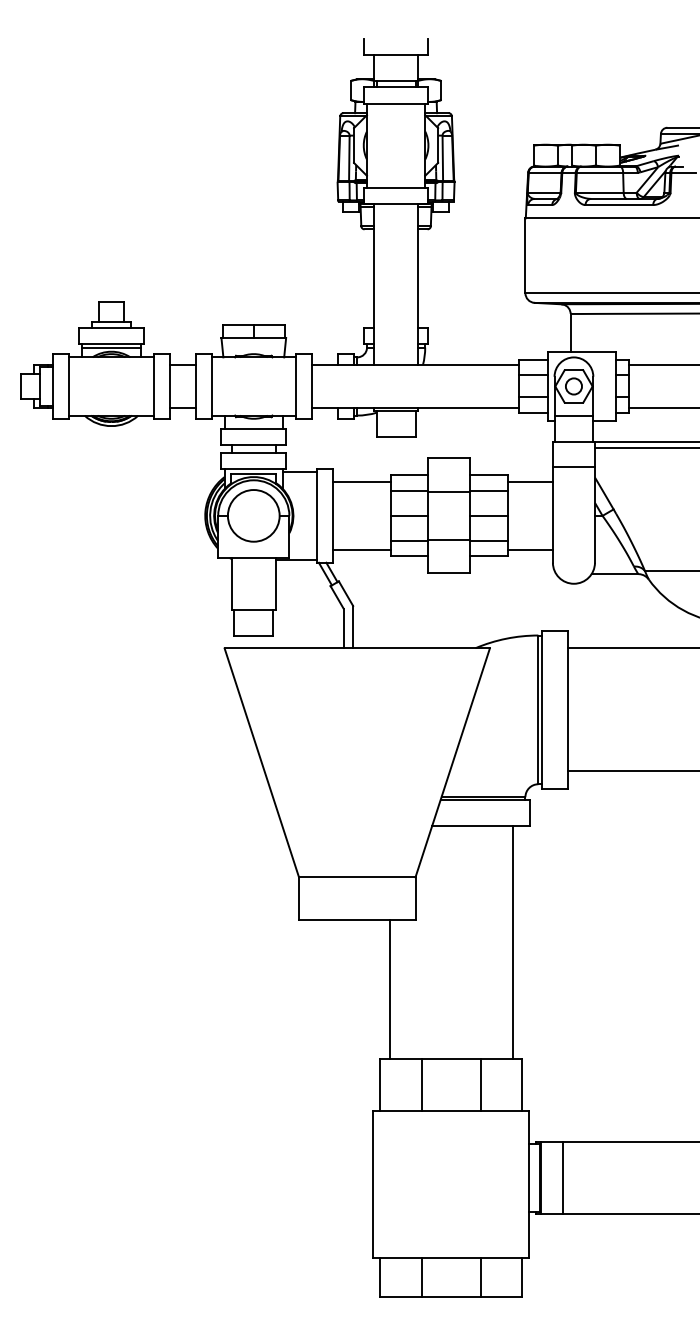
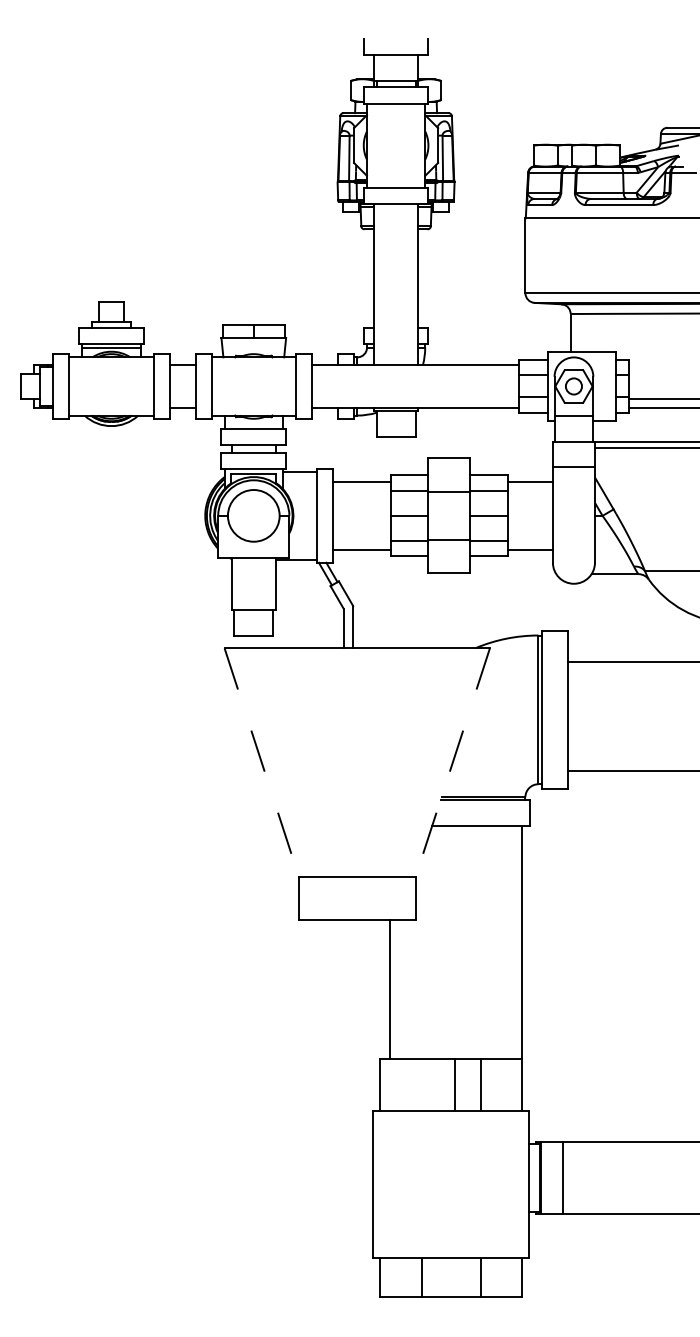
line position: (662, 364) -> (662, 398) (662, 398)
line position: (631, 648) -> (631, 662) (631, 662)
line: solid -> dashed (262, 763)
line: solid -> dashed (452, 763)
line position: (512, 942) -> (521, 942) (521, 942)
line position: (421, 1084) -> (454, 1084) (454, 1084)
